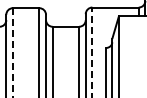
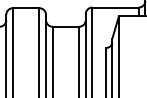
line: dashed -> solid (92, 52)
line: dashed -> solid (12, 53)
